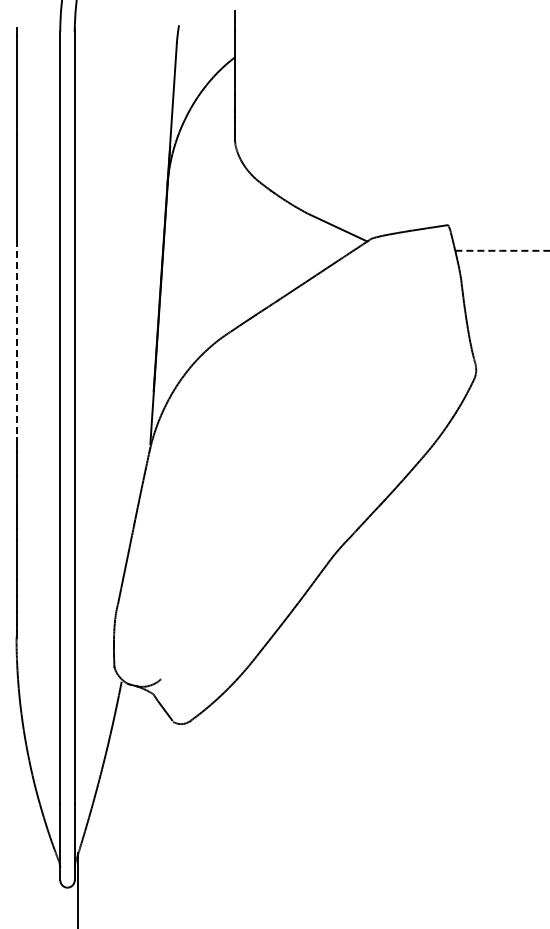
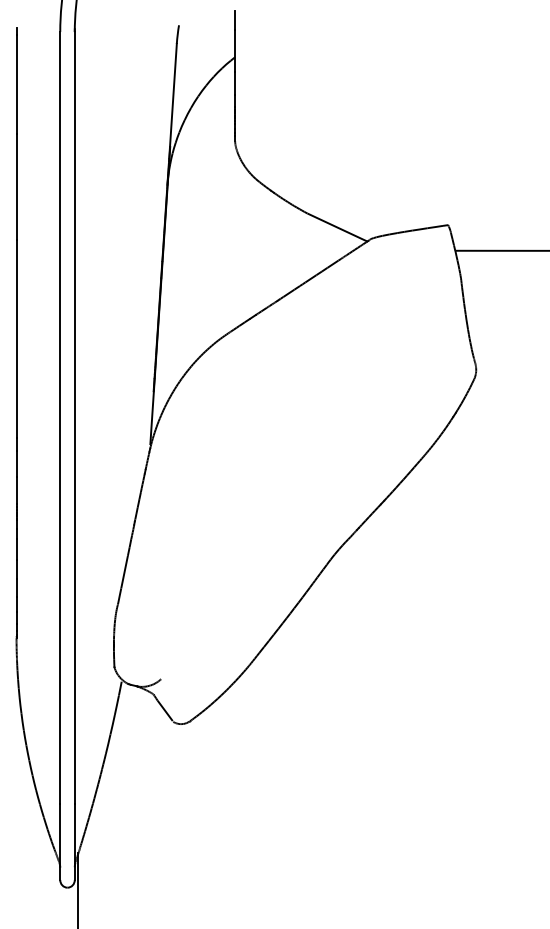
arc: dashed -> solid (502, 250)
line: dashed -> solid (16, 339)
